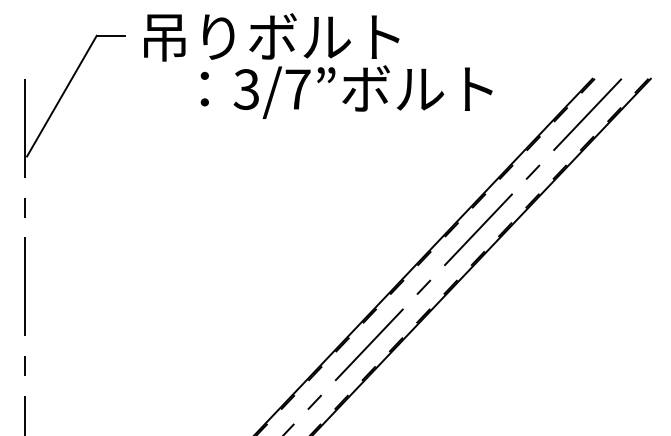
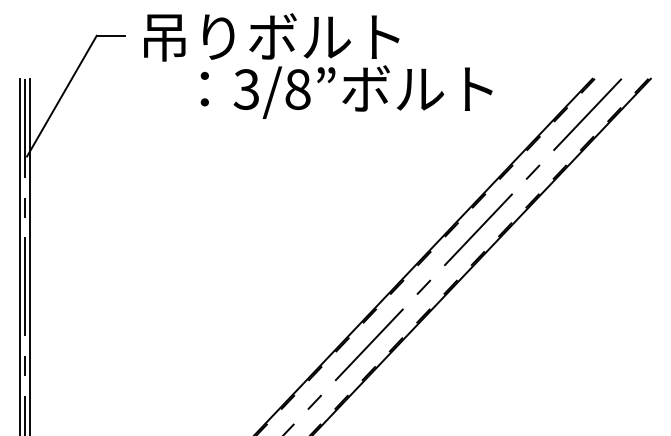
text: 3/7 -> 3/8 (297, 89)
line: none -> present (20, 255)
line: none -> present (29, 255)
